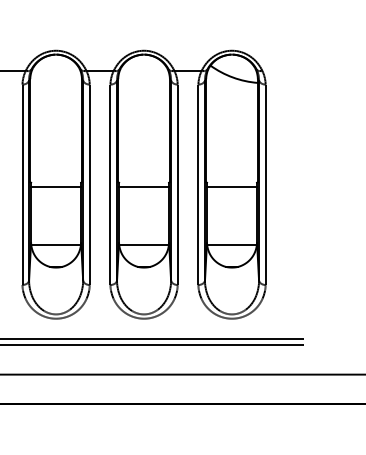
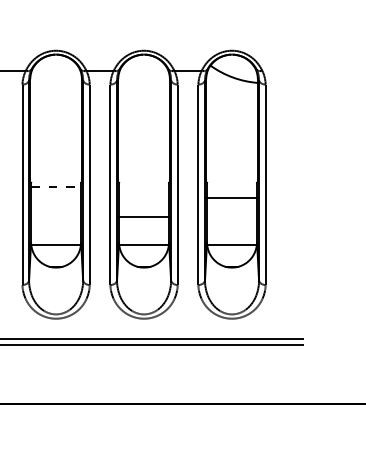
line: solid -> dashed (56, 186)
line position: (144, 186) -> (144, 216) (144, 216)
line position: (231, 186) -> (231, 197) (231, 197)
line: present -> none (182, 374)
